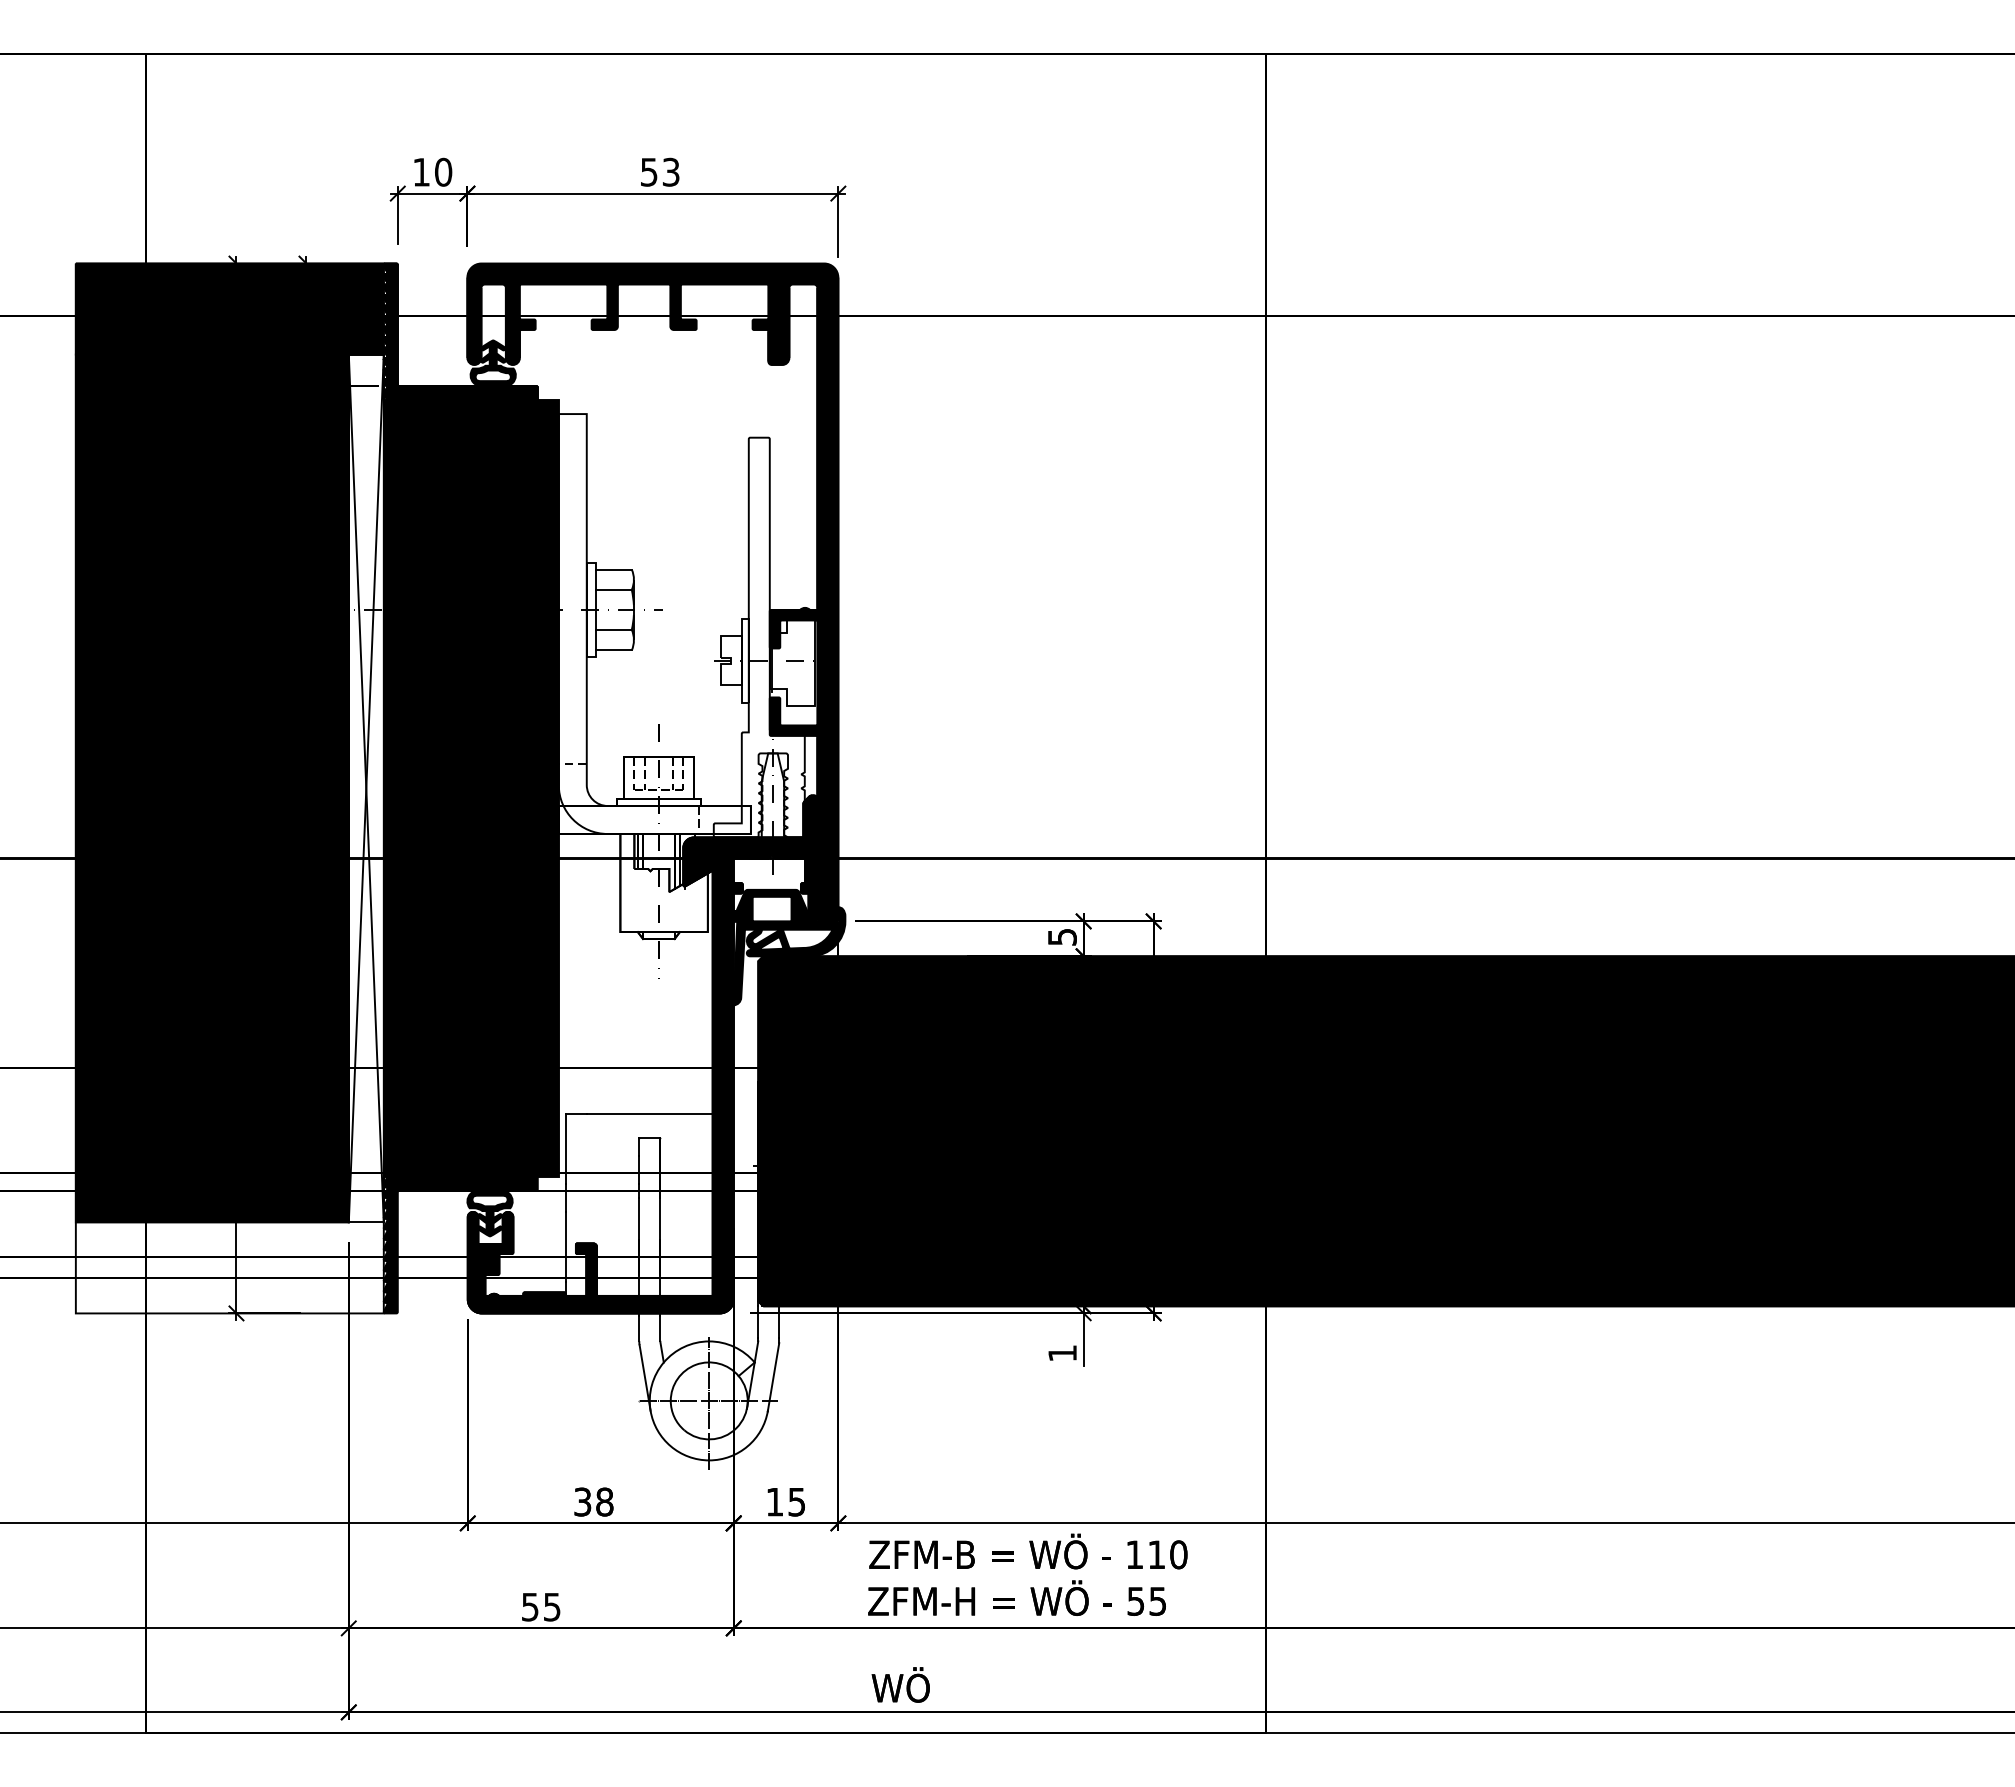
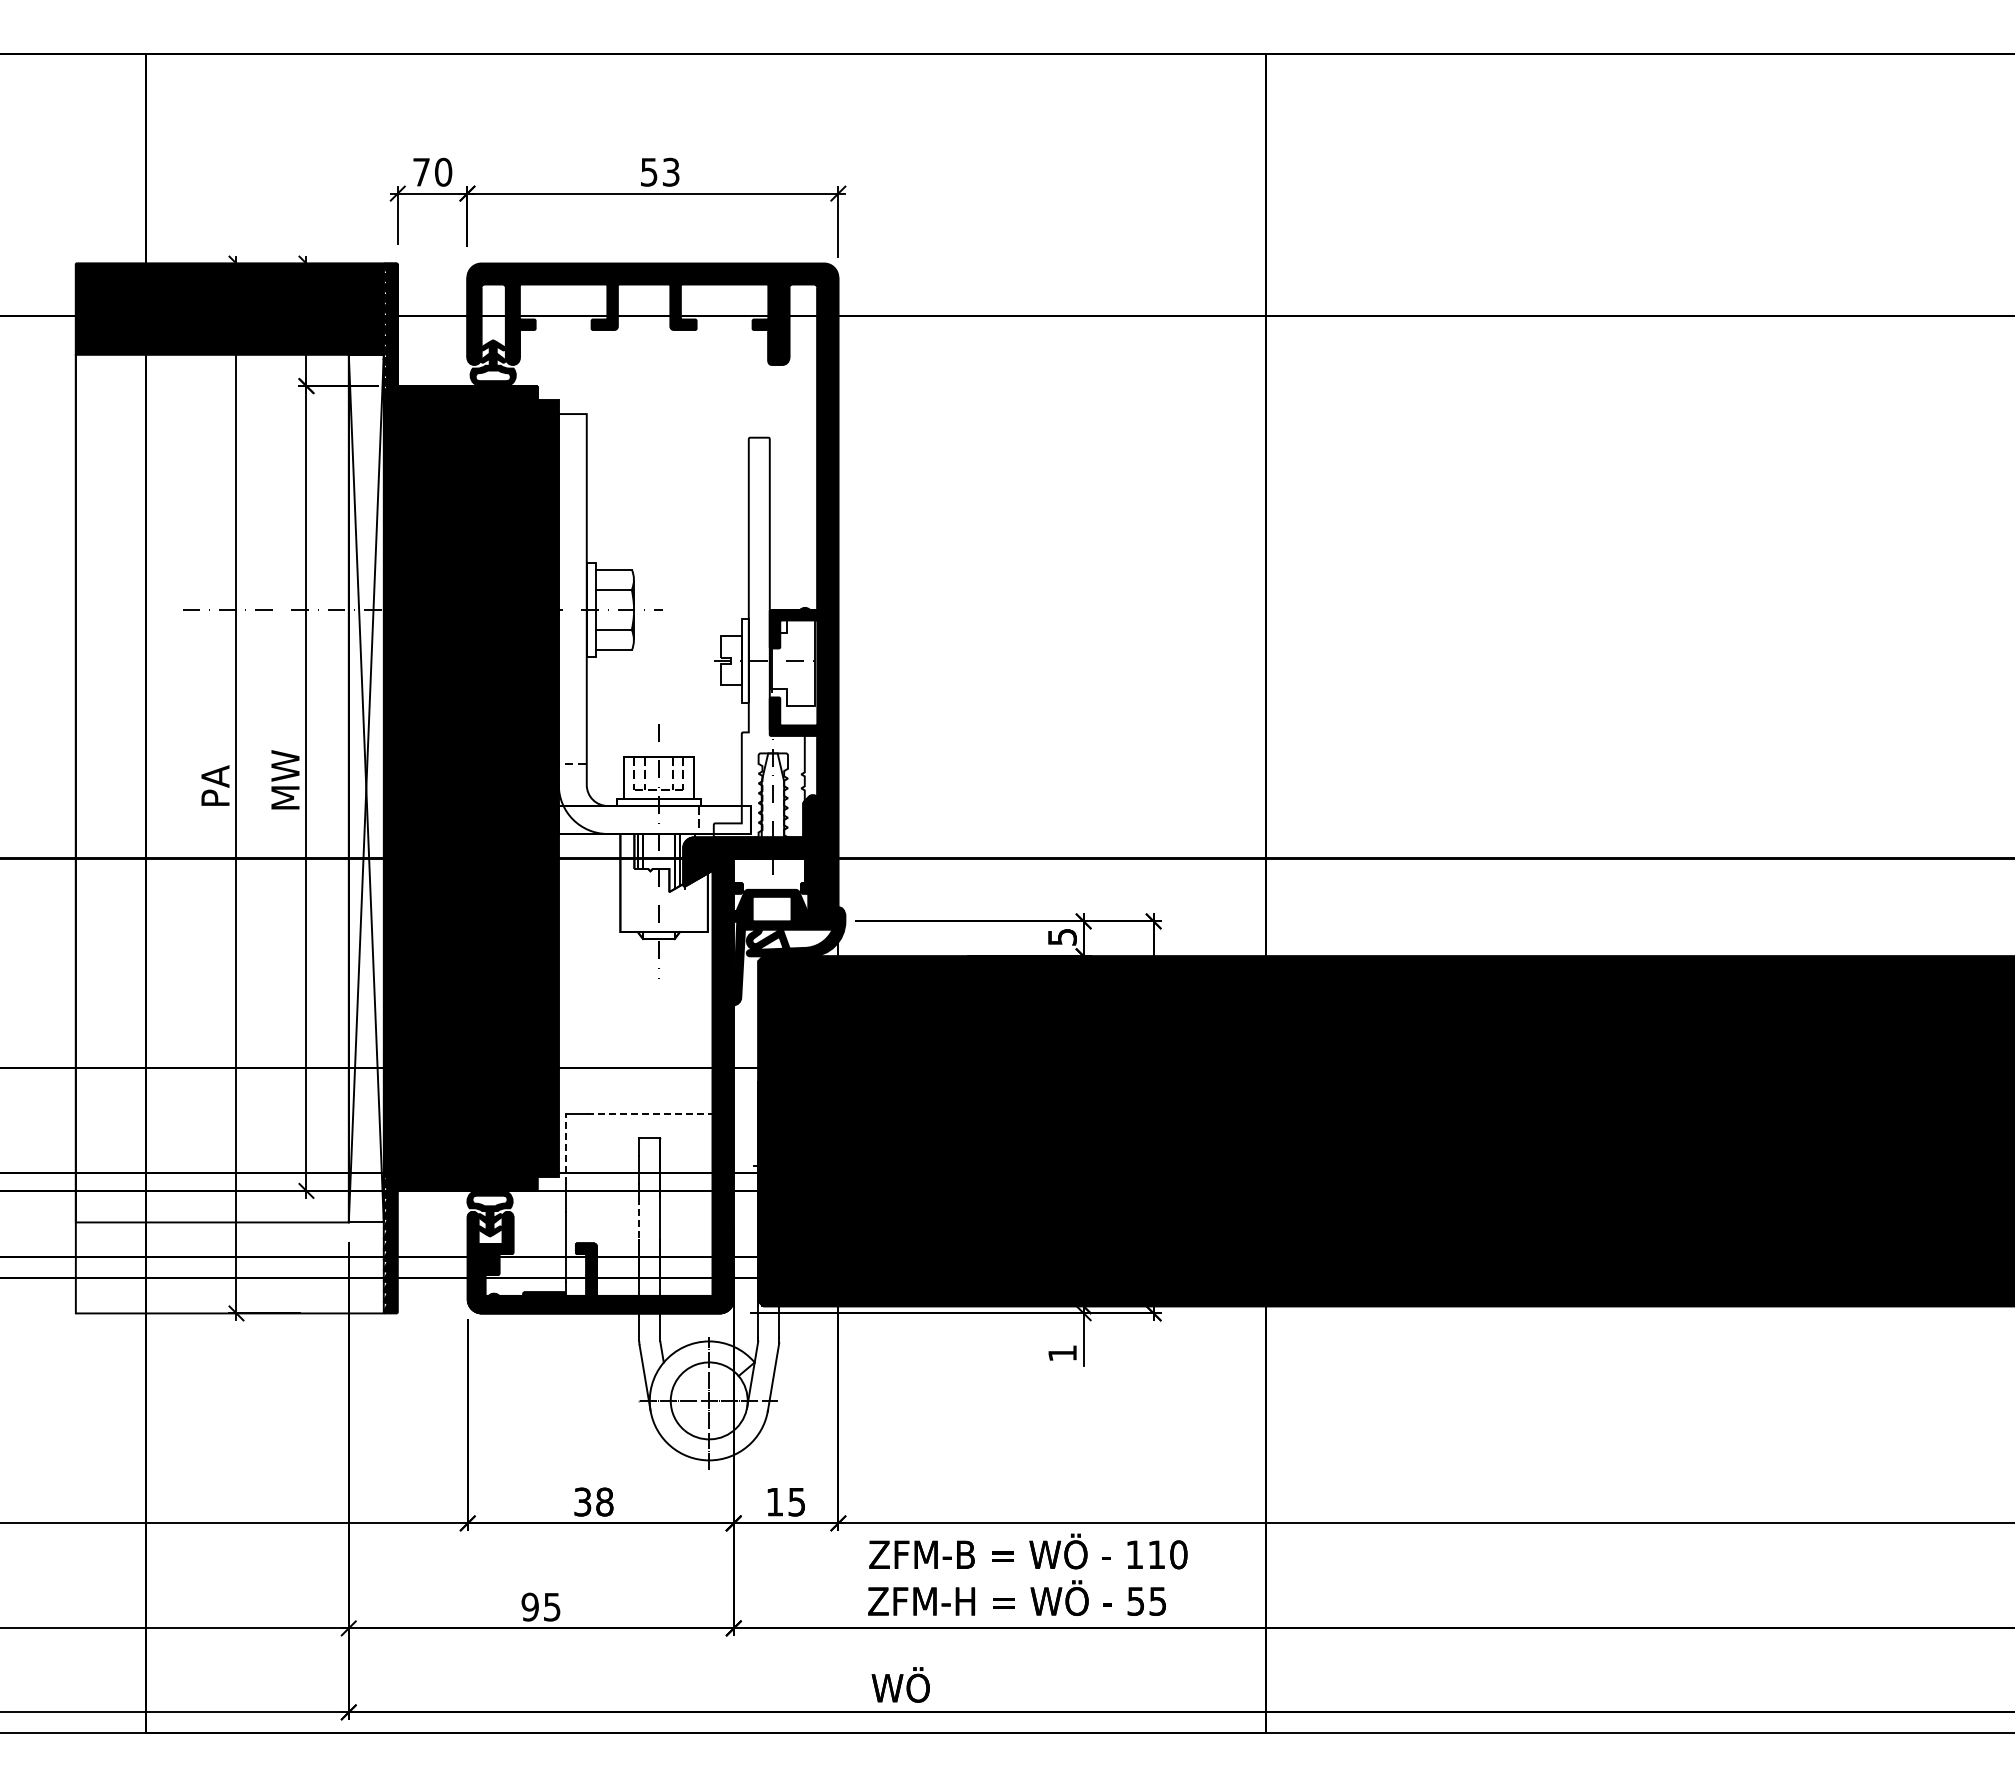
text: 10 -> 70 (421, 172)
fill: present -> none (211, 788)
line: solid -> dashed (649, 1113)
line: solid -> dashed (565, 1148)
line: solid -> dashed (639, 1218)
text: 55 -> 95 (529, 1606)
